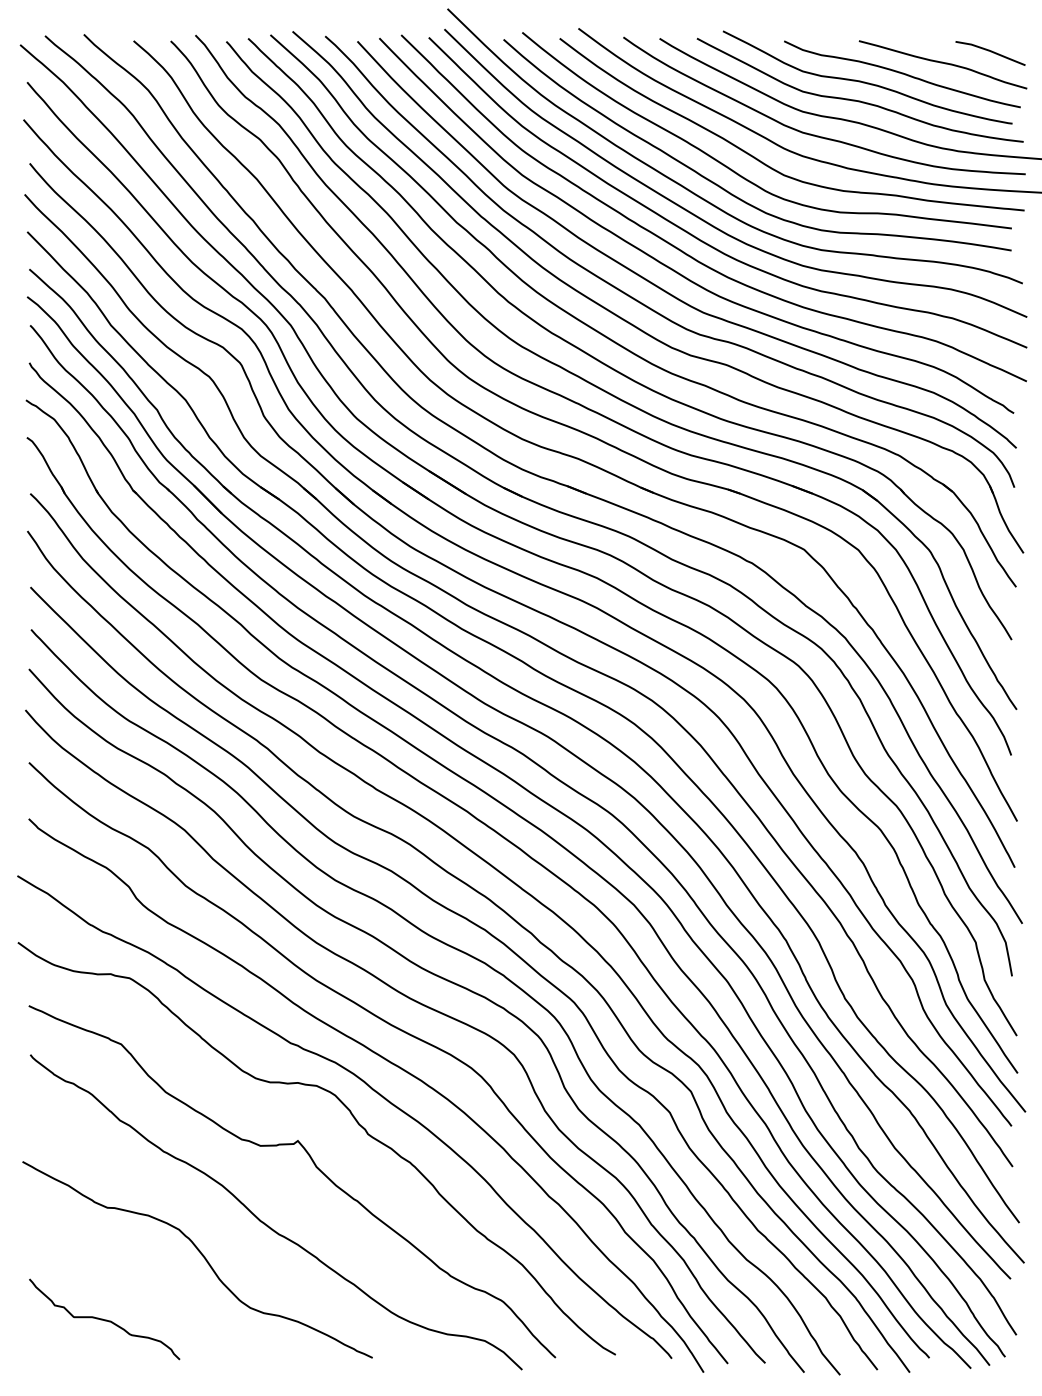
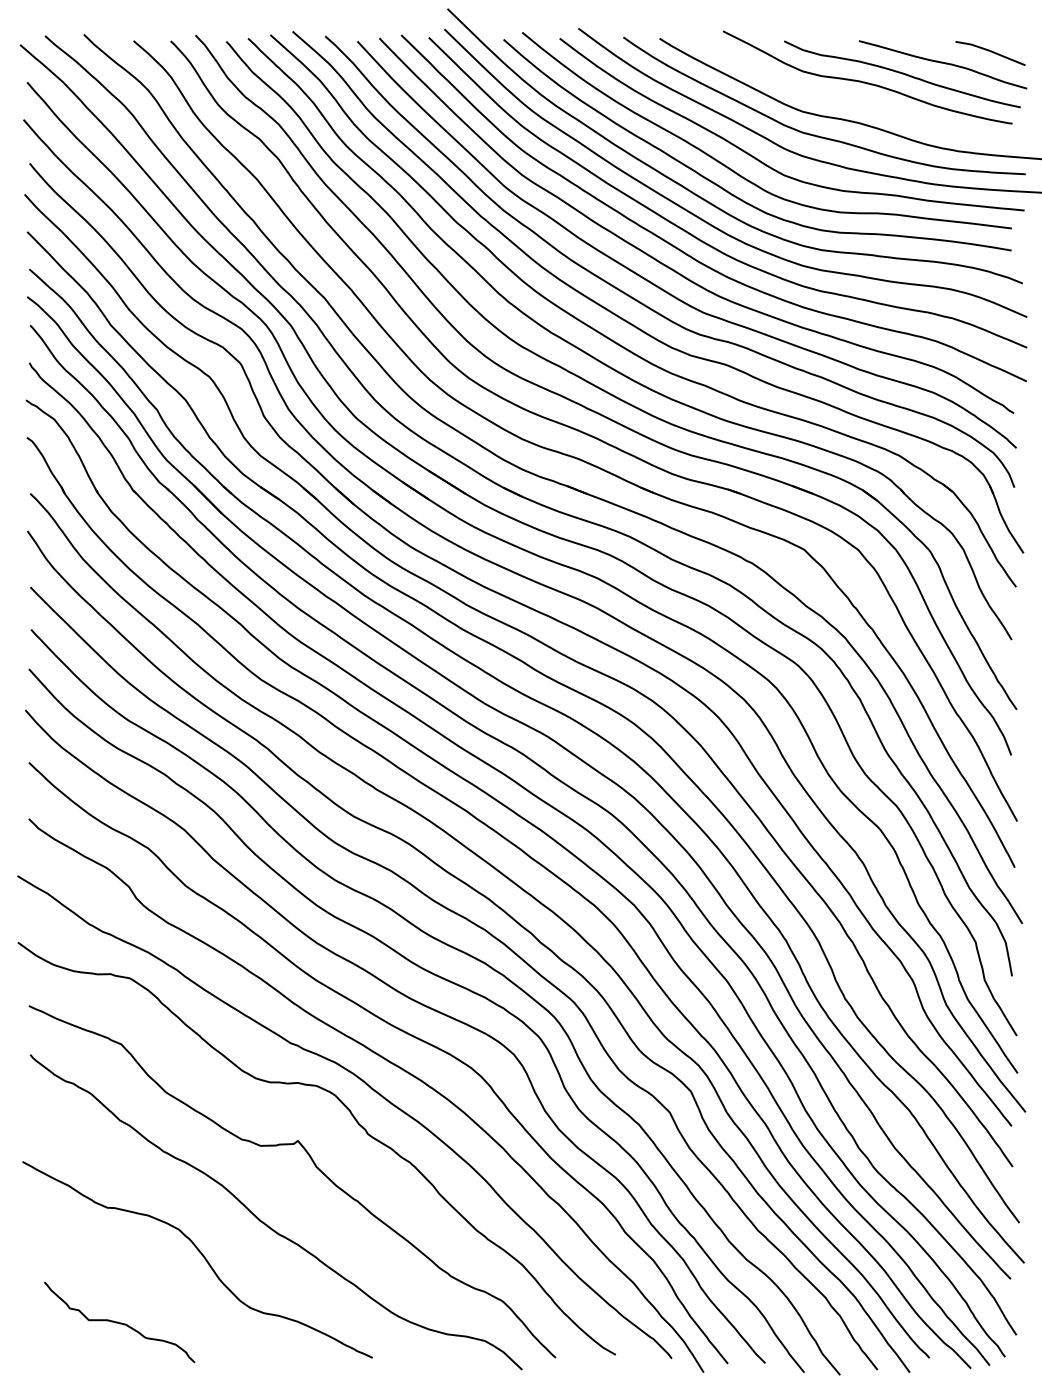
curve: present -> none (855, 99)
curve position: (104, 1319) -> (119, 1322) (119, 1322)
